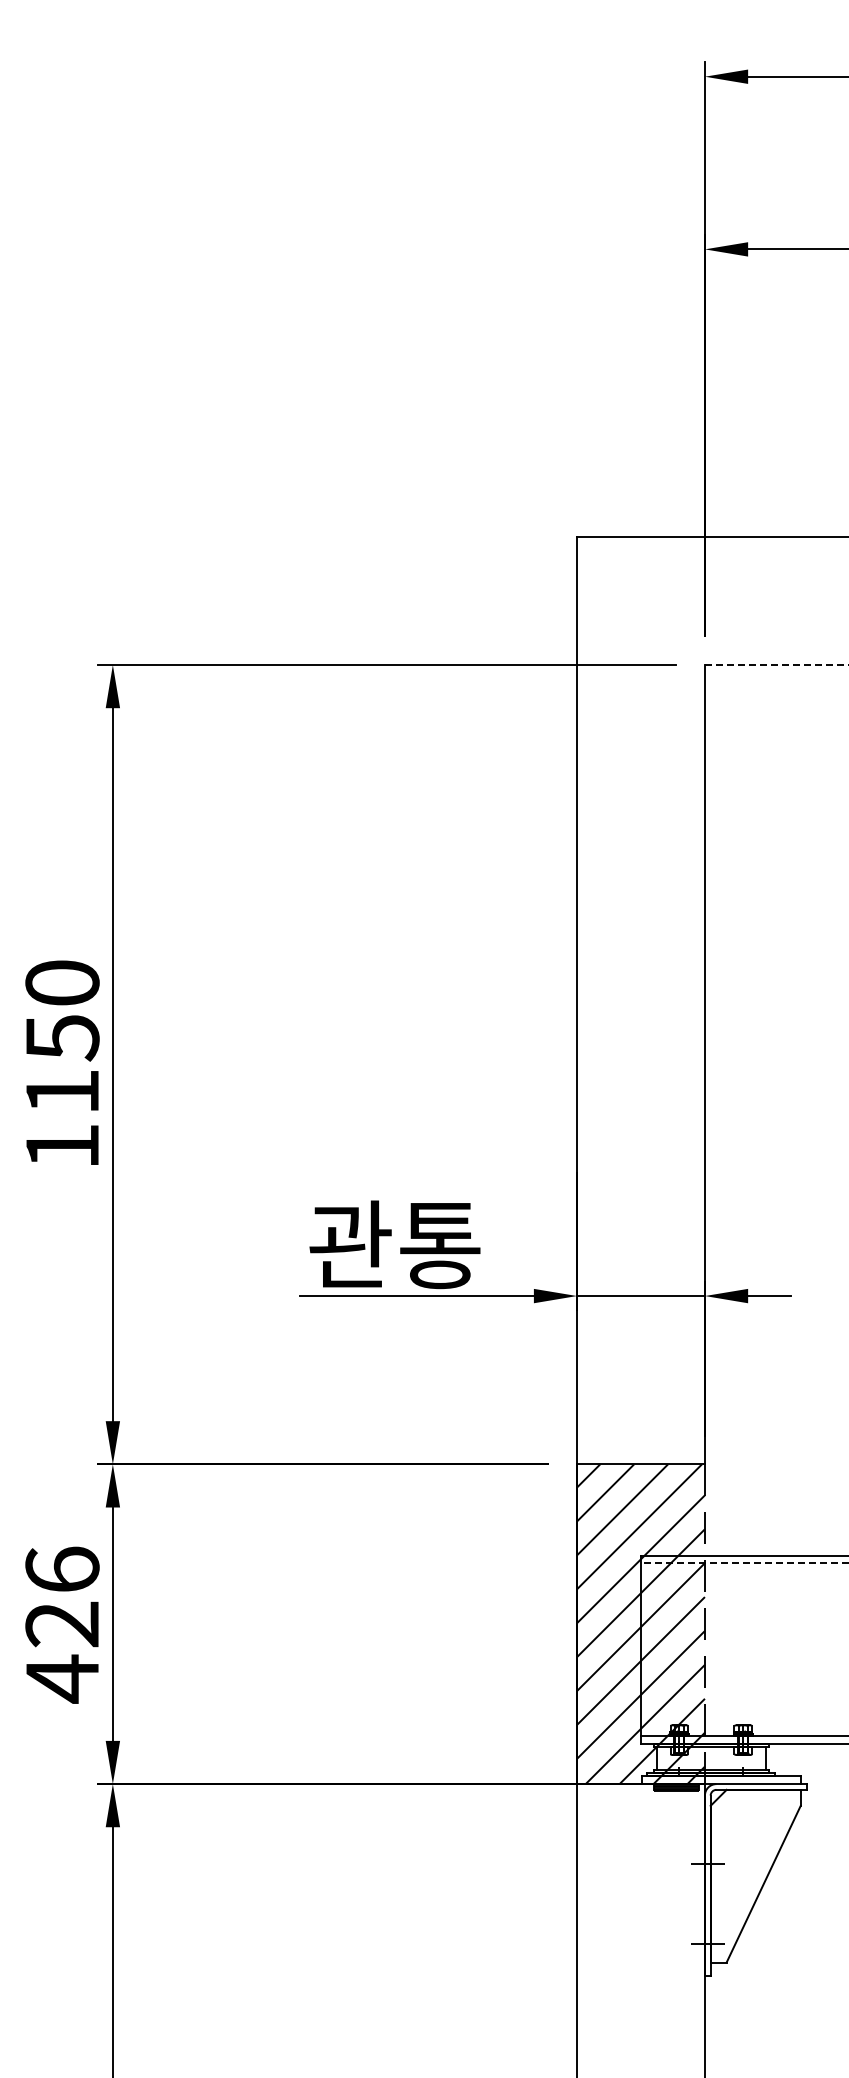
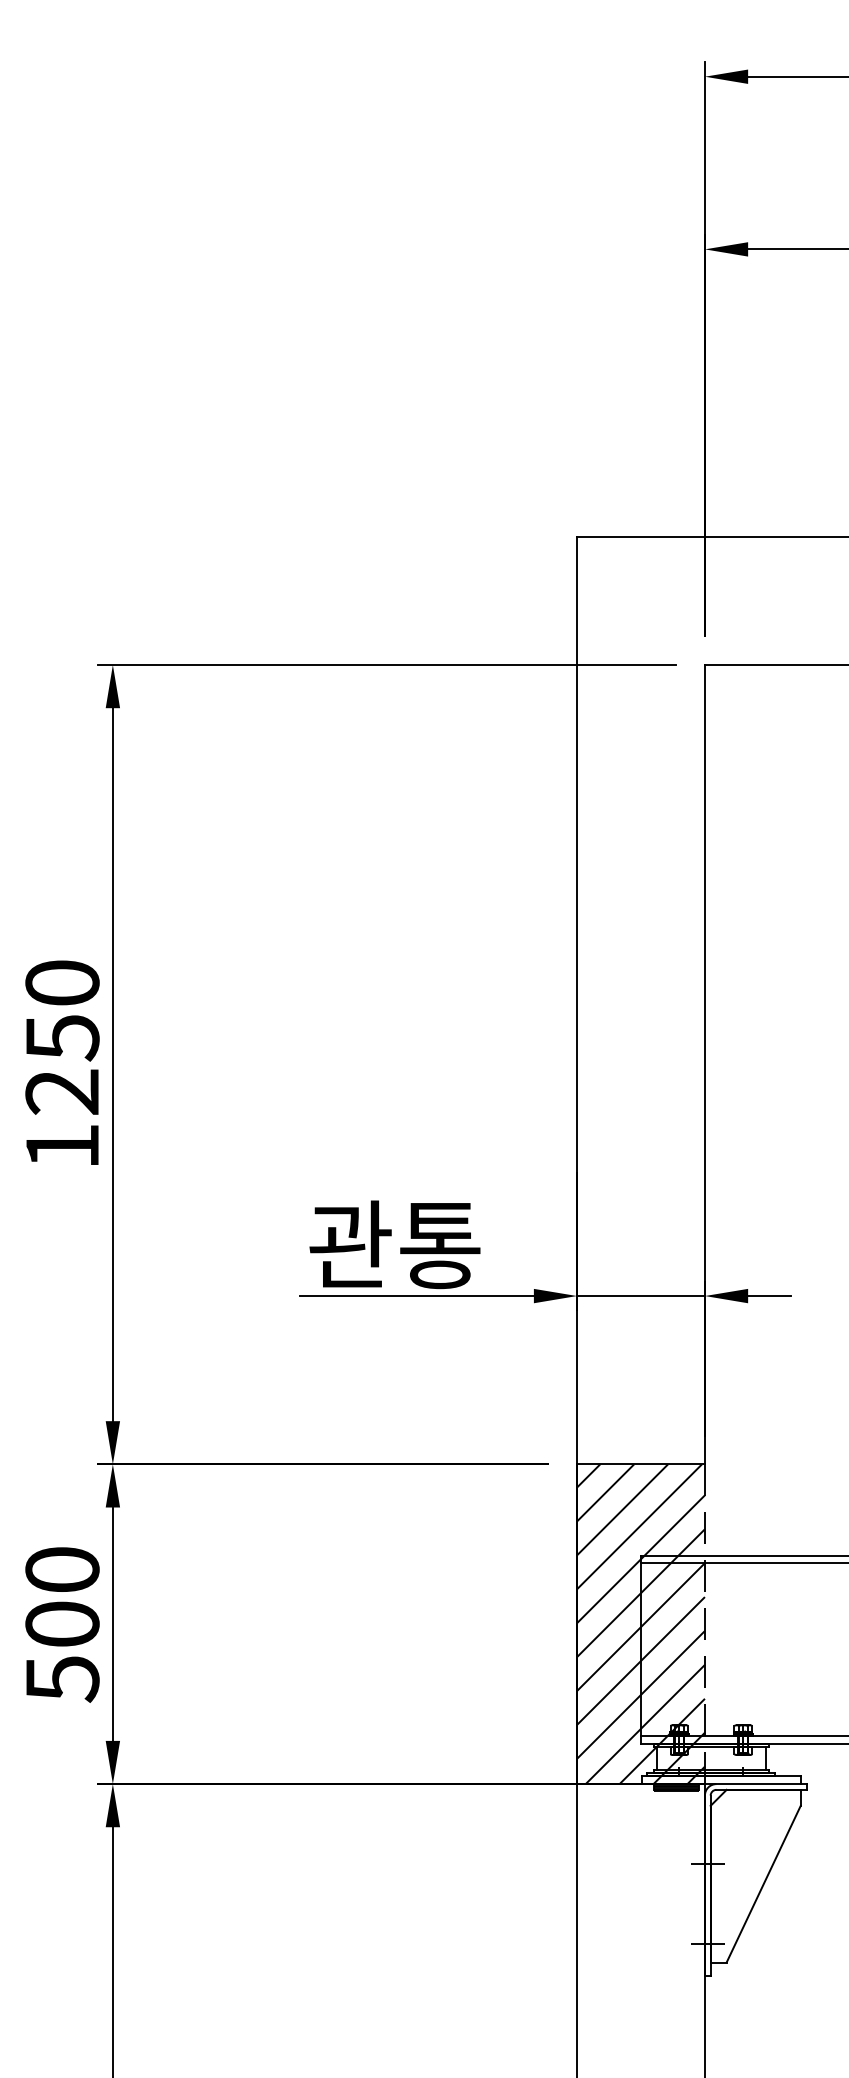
line: dashed -> solid (776, 665)
text: 1150 -> 1250 (61, 1091)
line: dashed -> solid (744, 1563)
text: 426 -> 500 (62, 1624)
